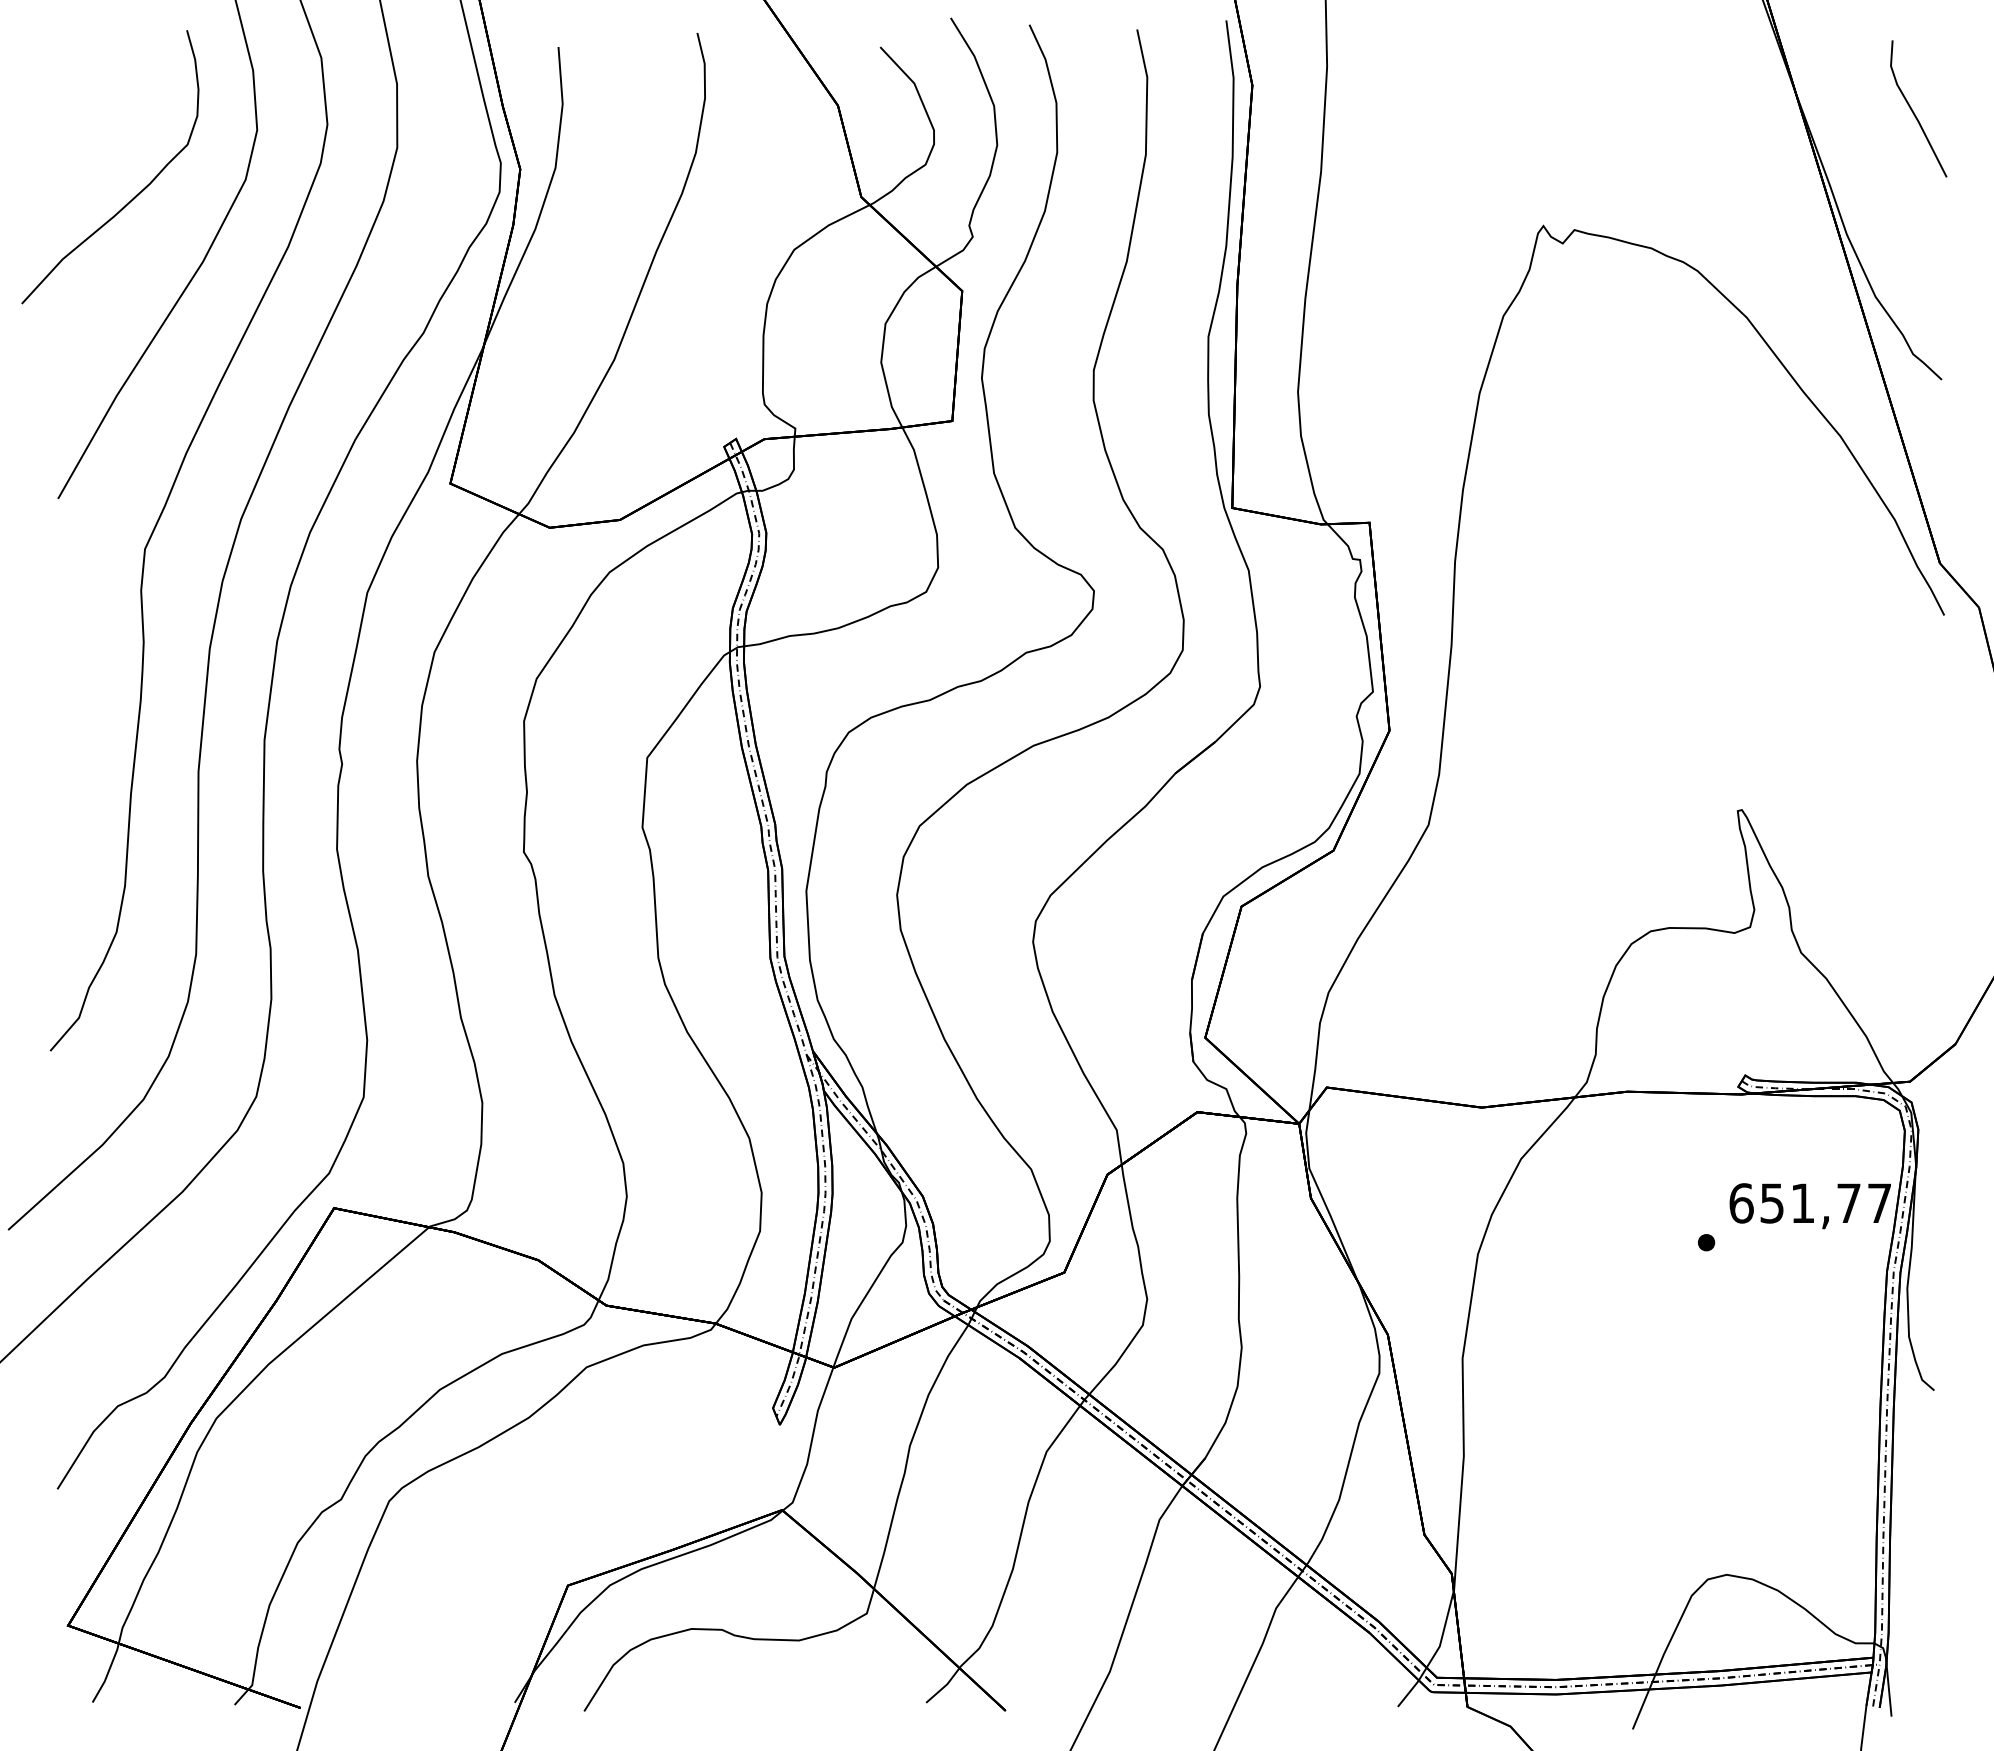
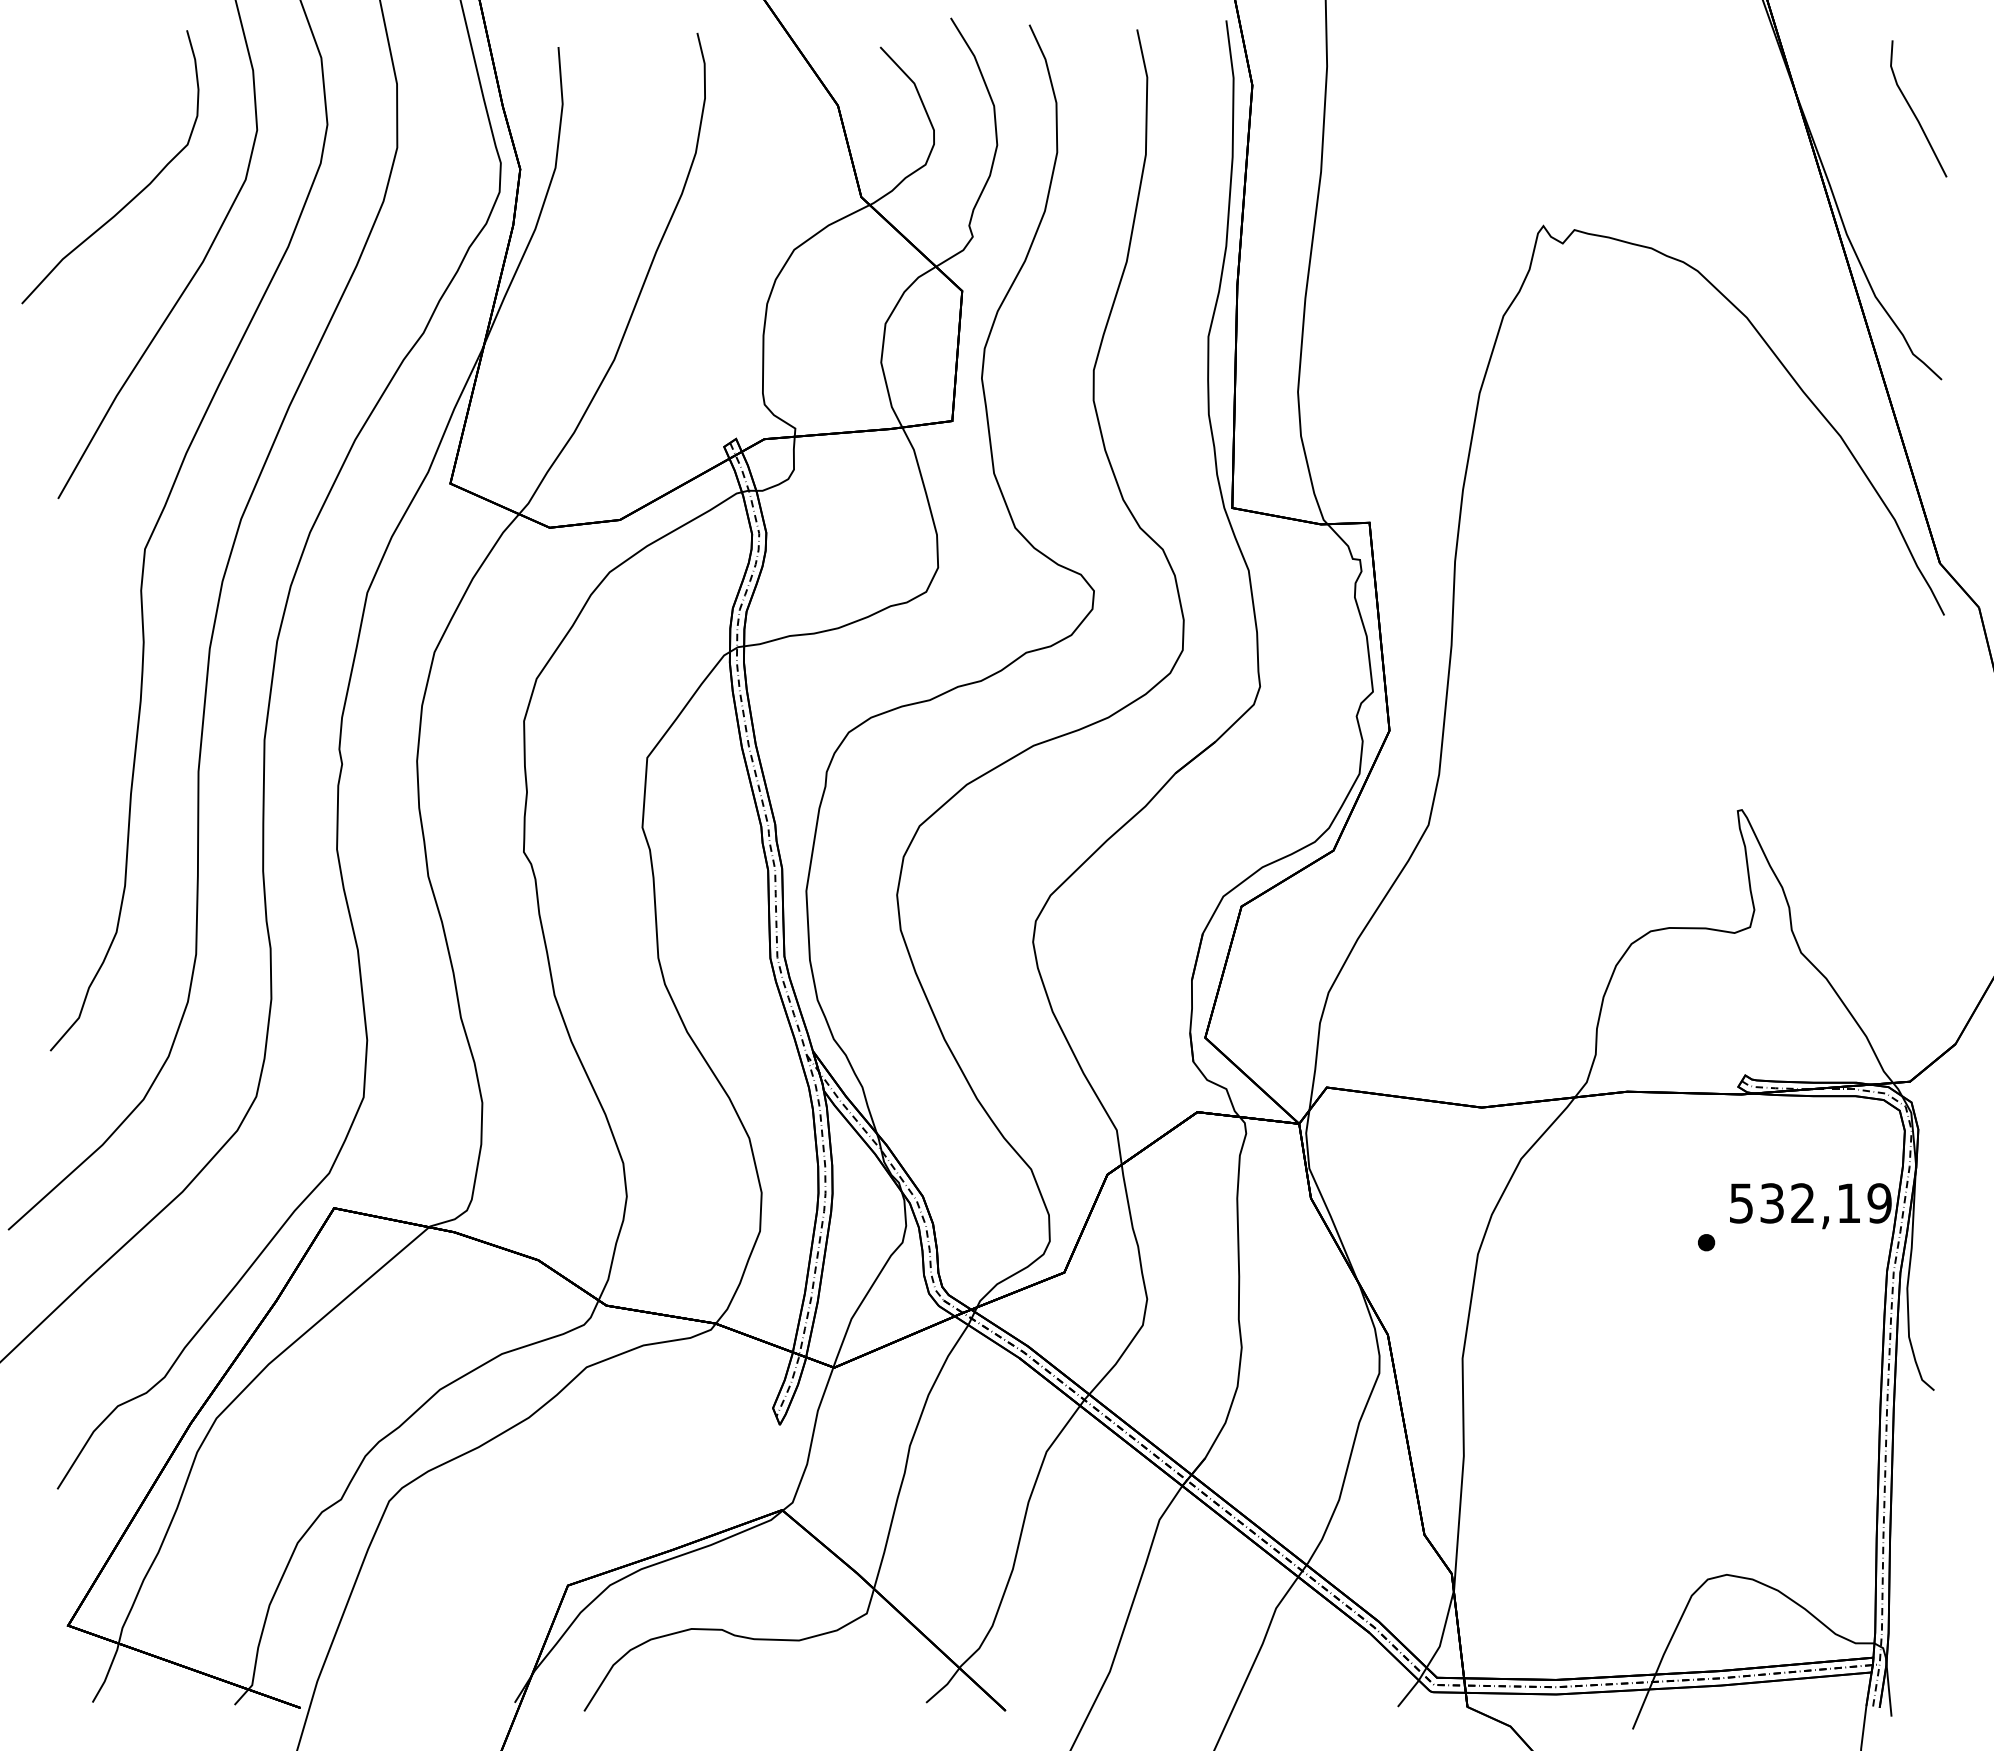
text: 651,77 -> 532,19 (1810, 1203)
